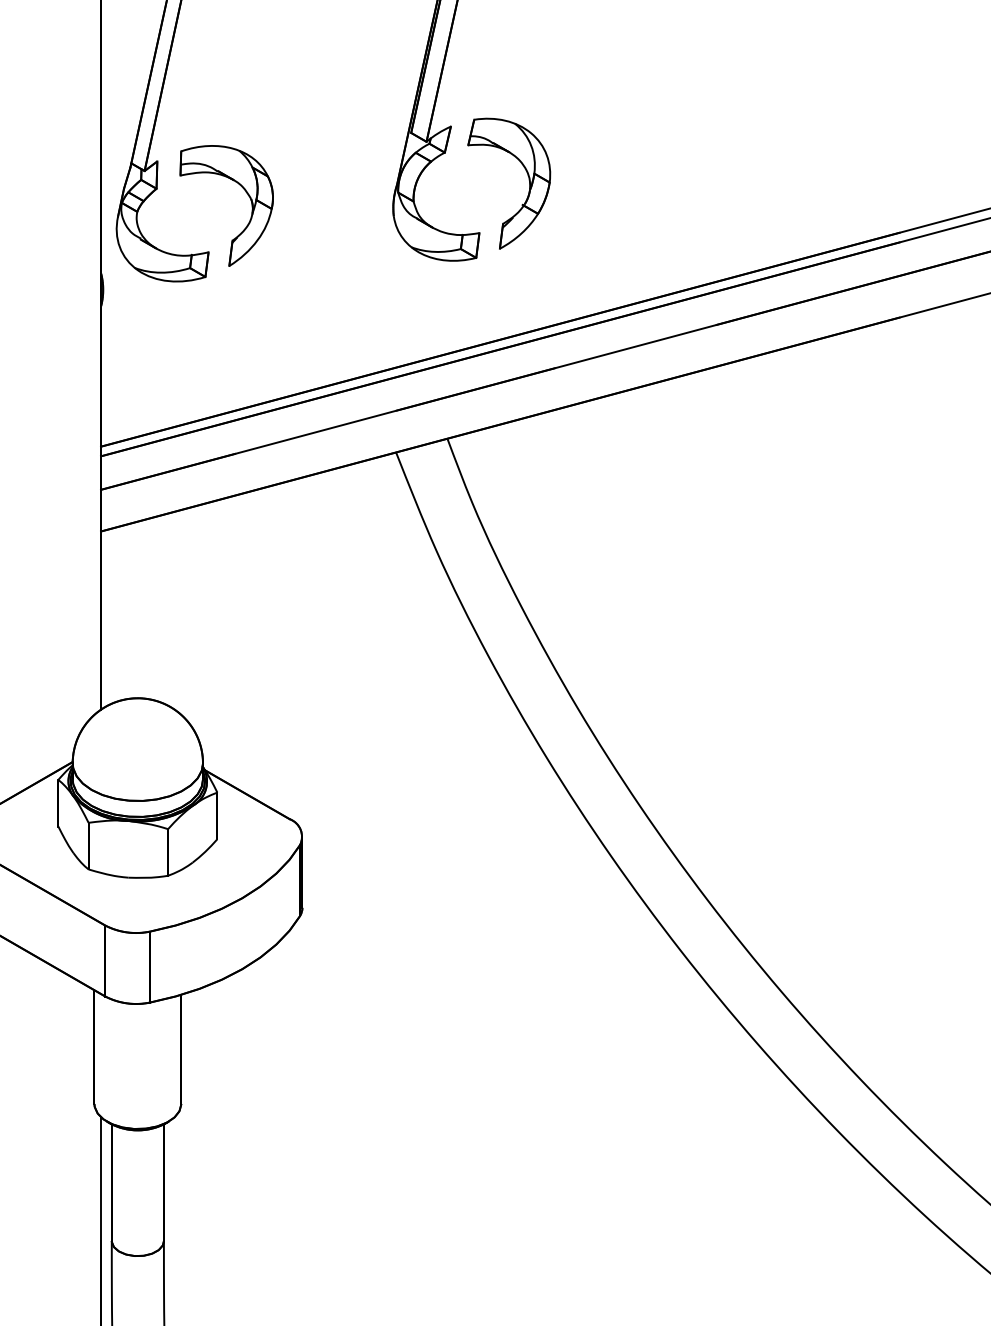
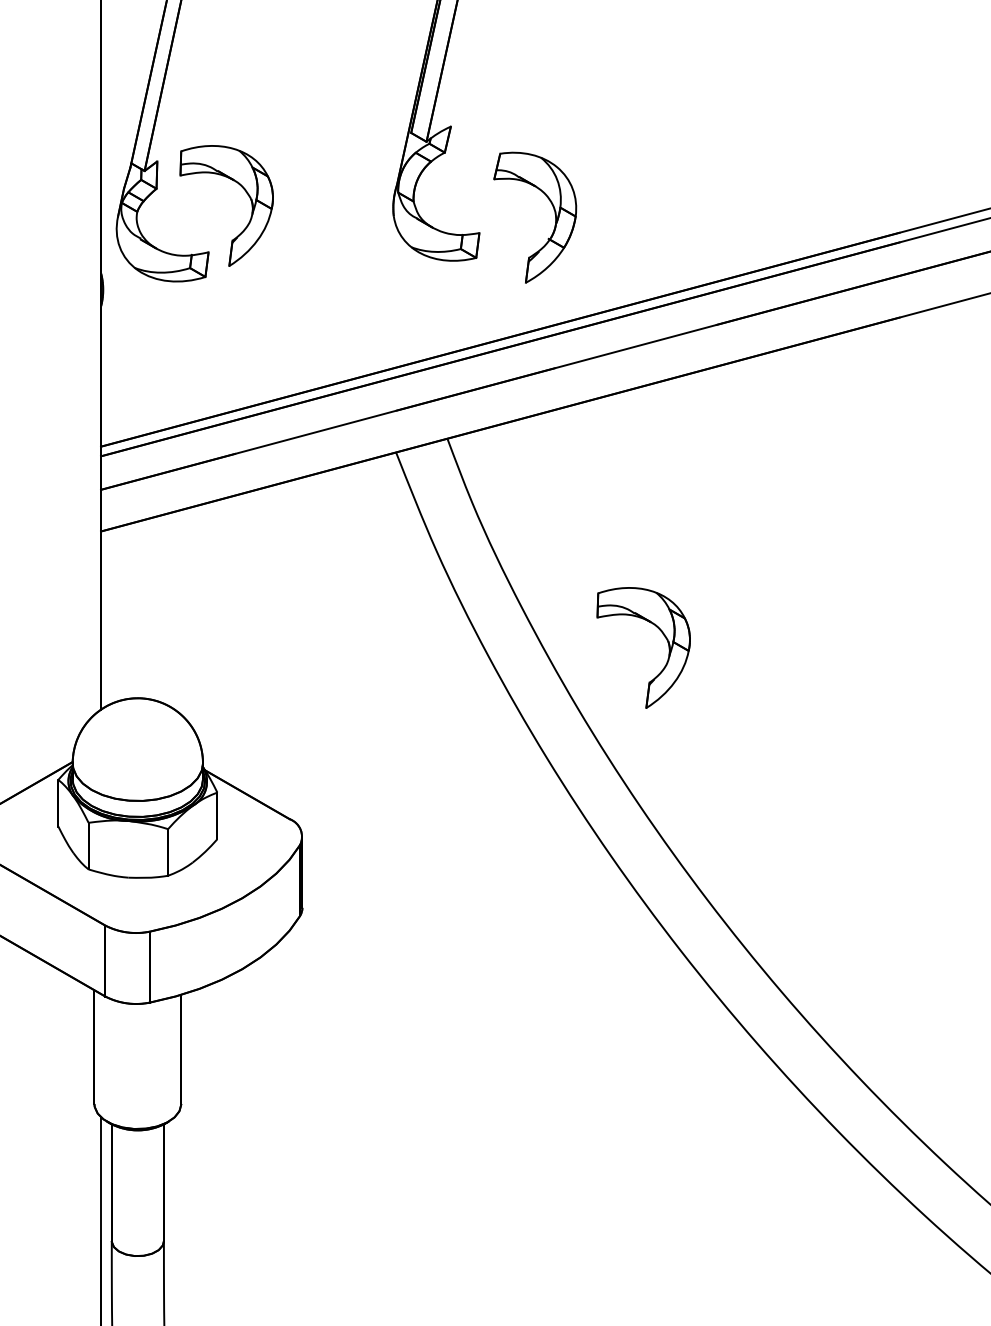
part position: (528, 180) -> (554, 214) (554, 214)
part: none -> present (662, 634)
